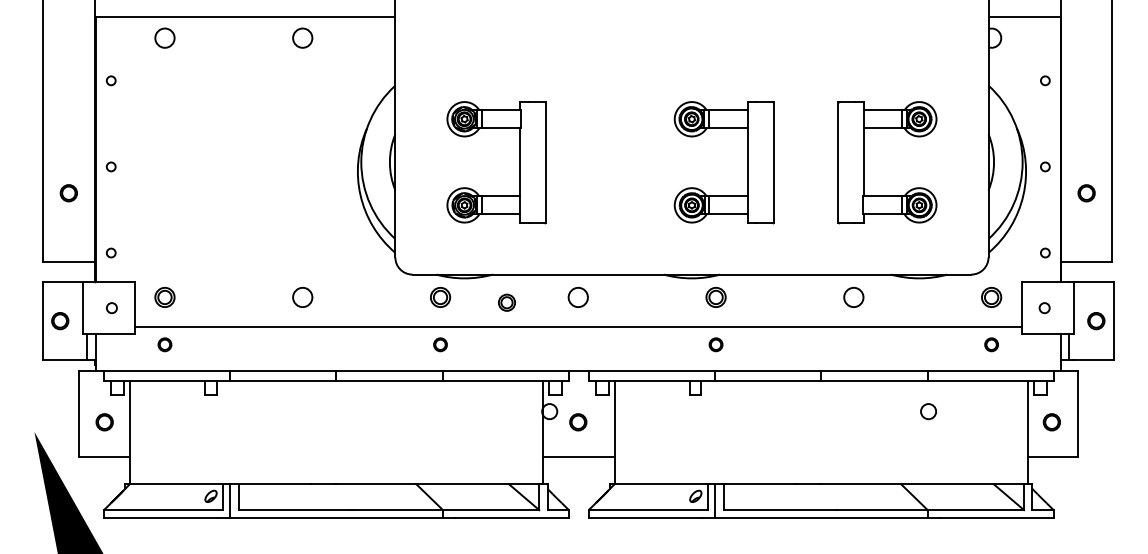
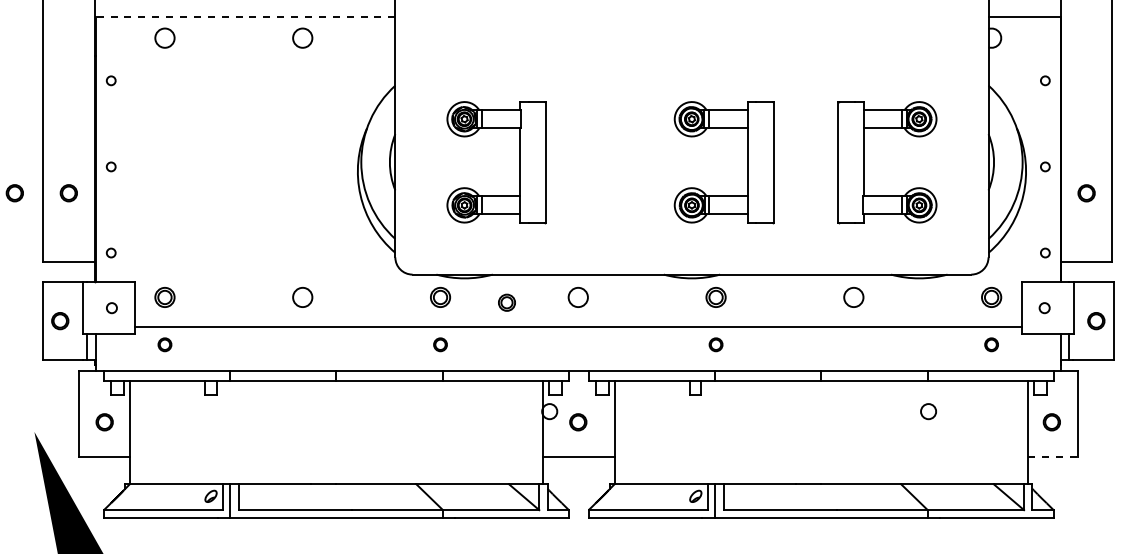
line: solid -> dashed (245, 16)
part: none -> present (14, 193)
line: solid -> dashed (1052, 456)
